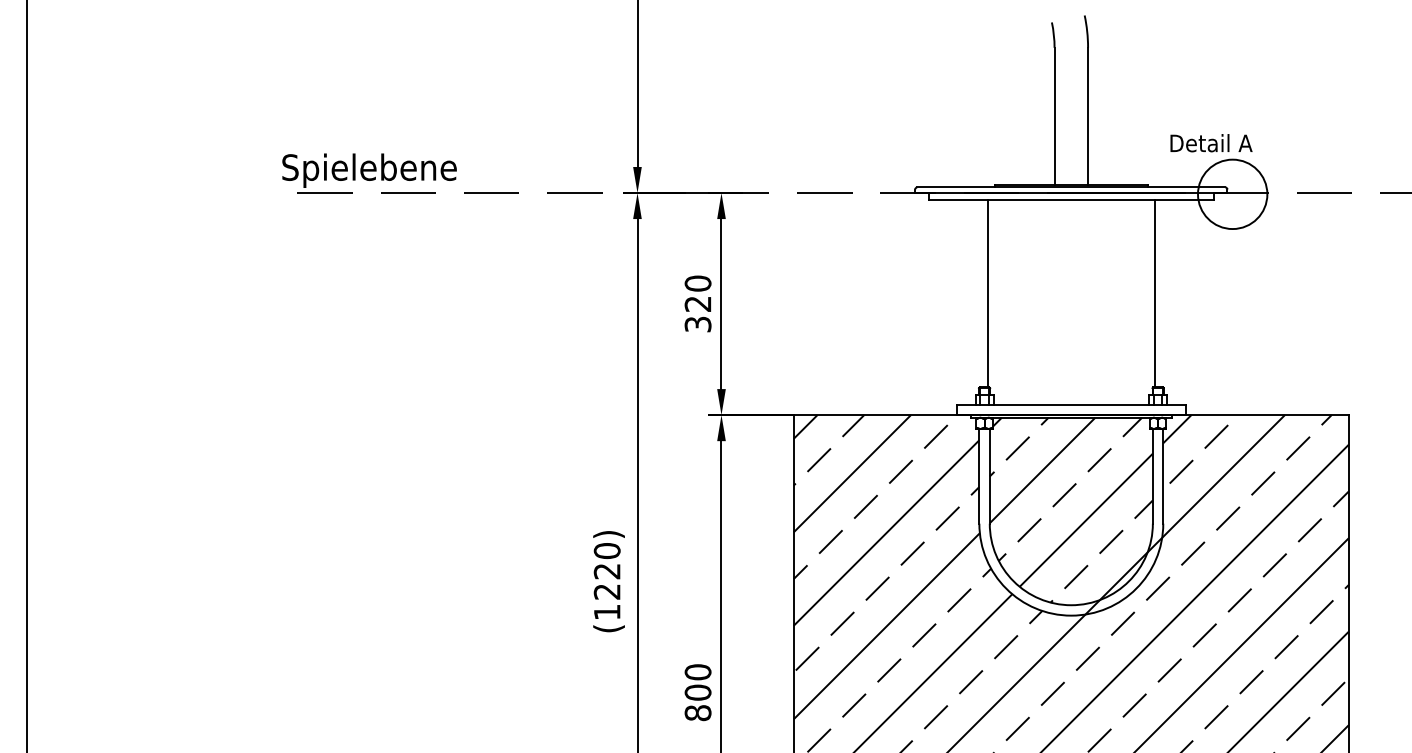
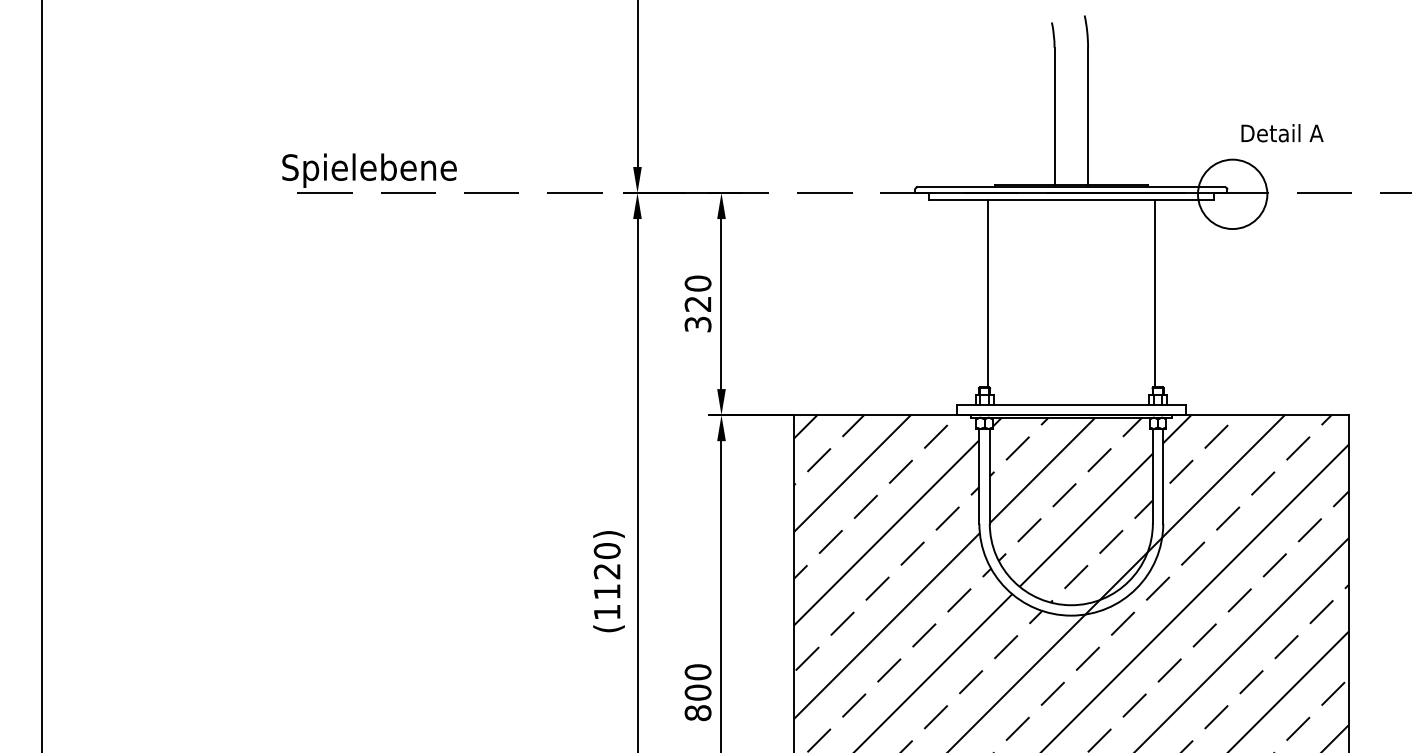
text position: (1211, 143) -> (1282, 133) (1282, 133)
line position: (27, 375) -> (42, 375) (42, 375)
text: (1220) -> (1120) (606, 591)
